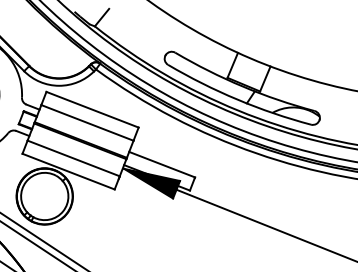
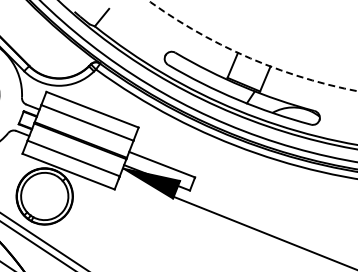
arc: solid -> dashed (247, 57)
line position: (265, 224) -> (263, 232) (263, 232)
